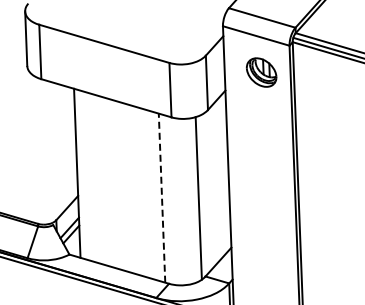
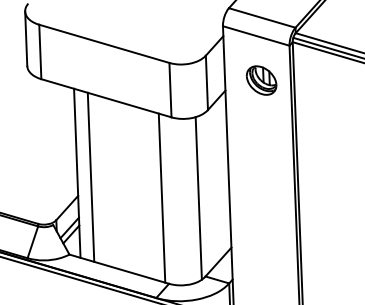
part position: (261, 72) -> (261, 80) (261, 80)
line: none -> present (90, 176)
line: dashed -> solid (162, 198)
